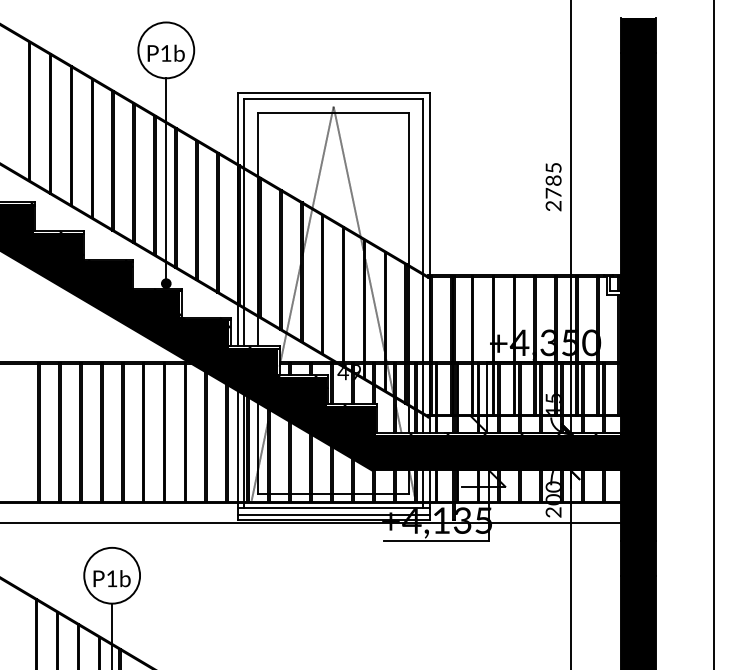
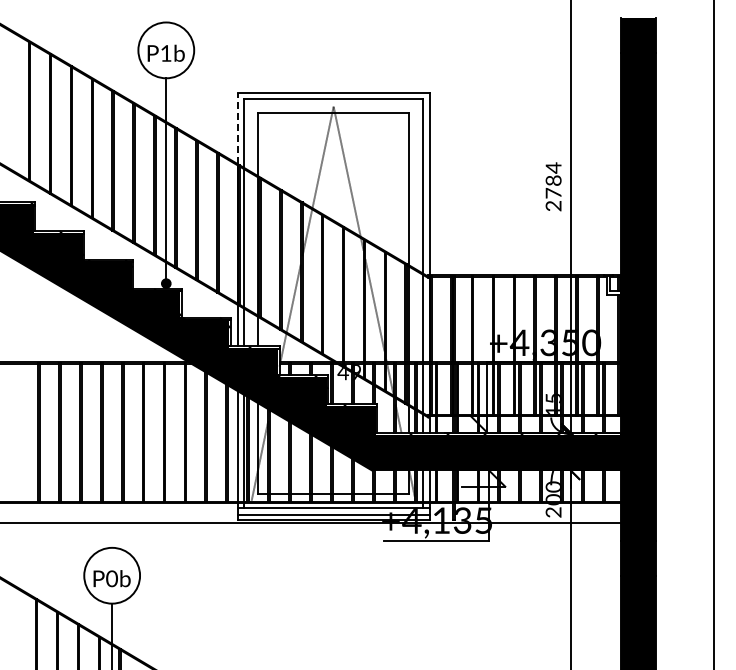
line: solid -> dashed (237, 128)
text: 2785 -> 2784 (553, 167)
text: P1b -> P0b (111, 578)
